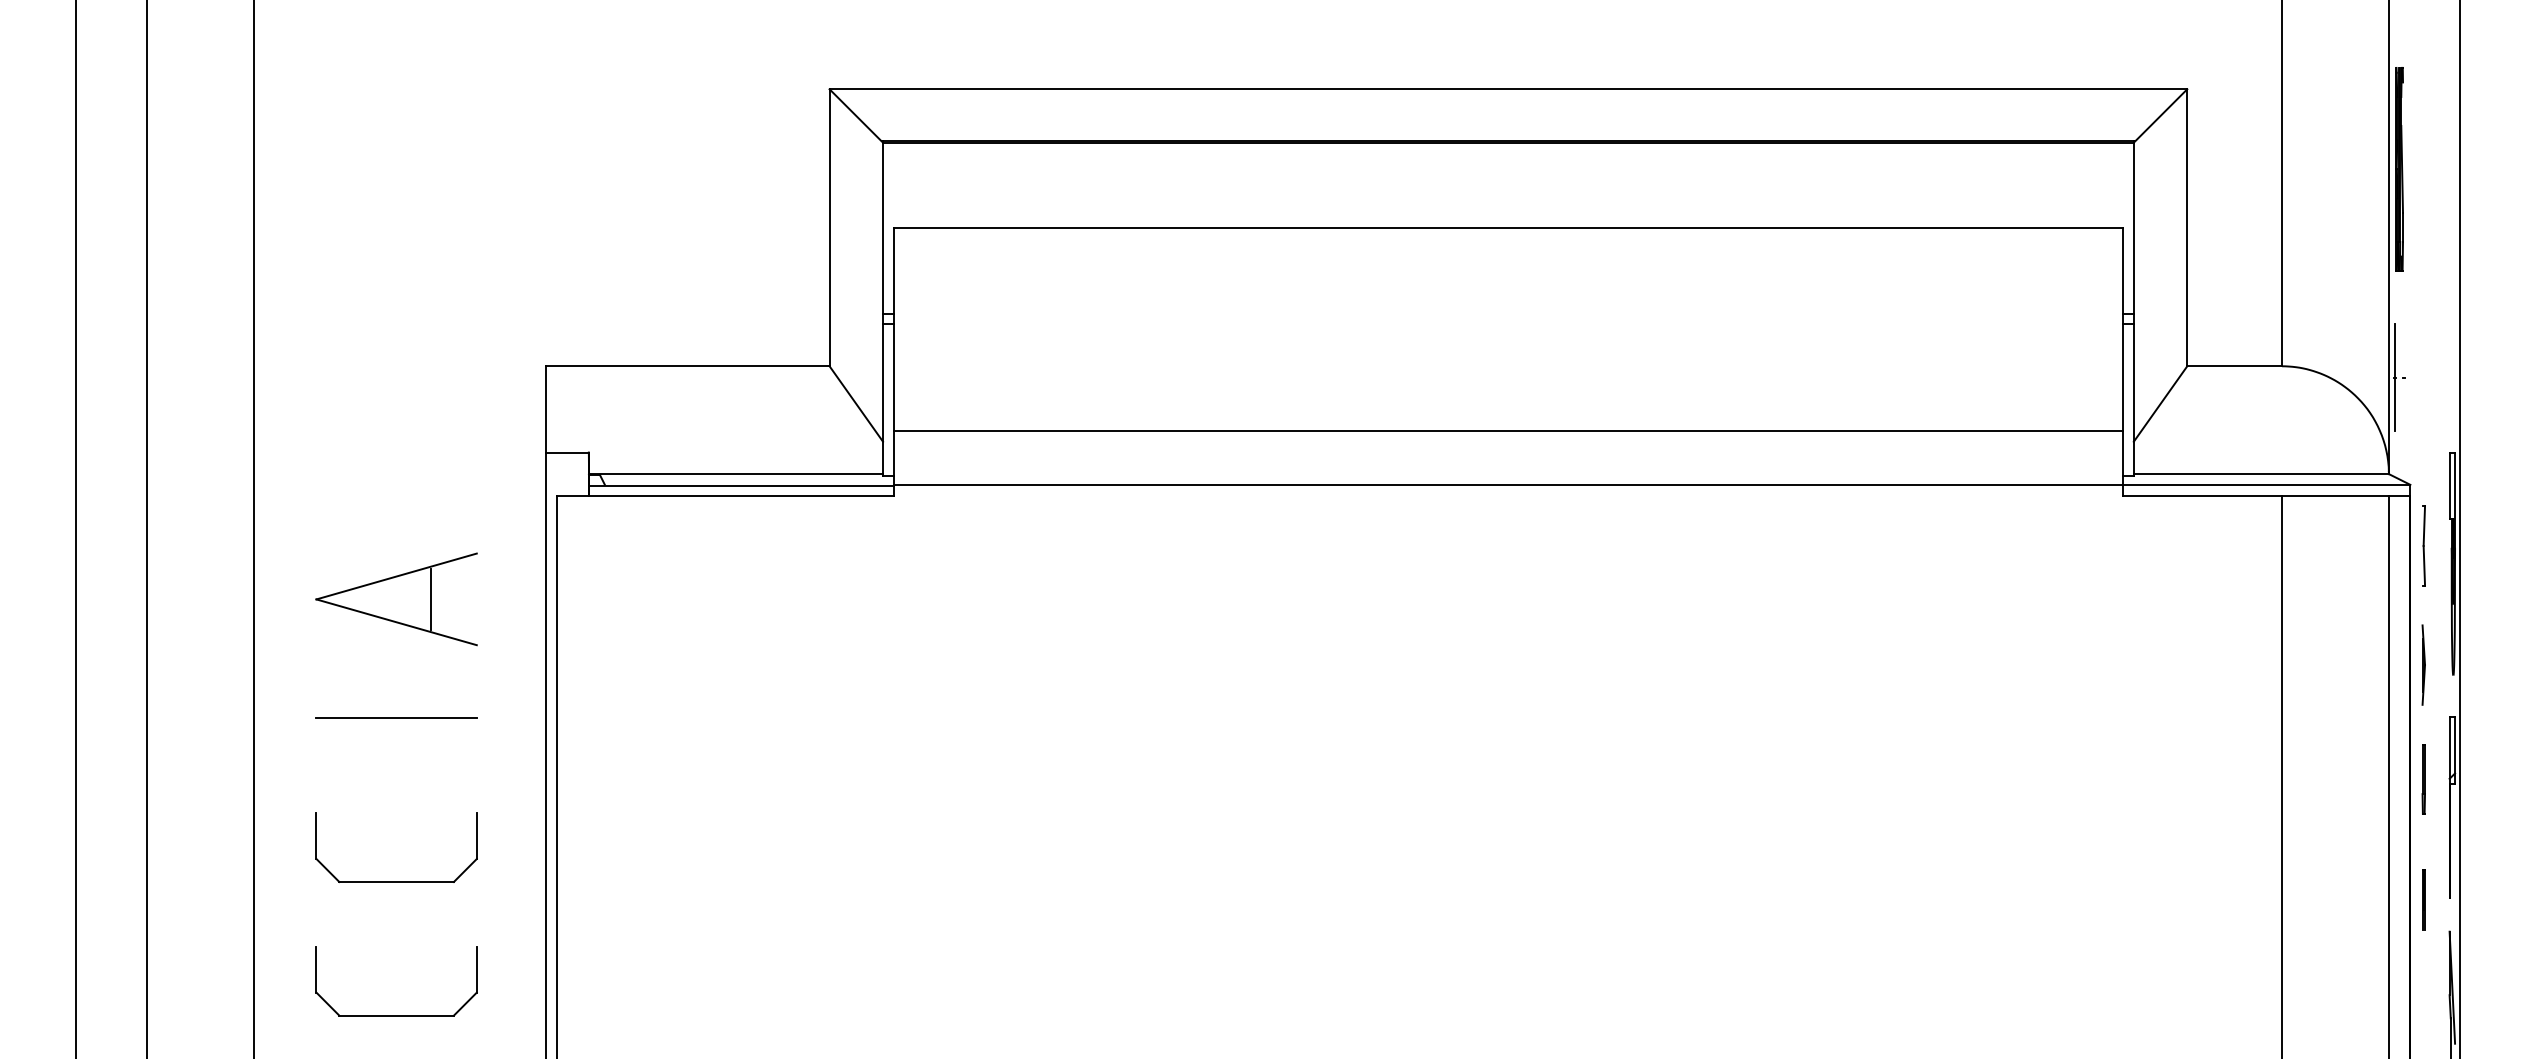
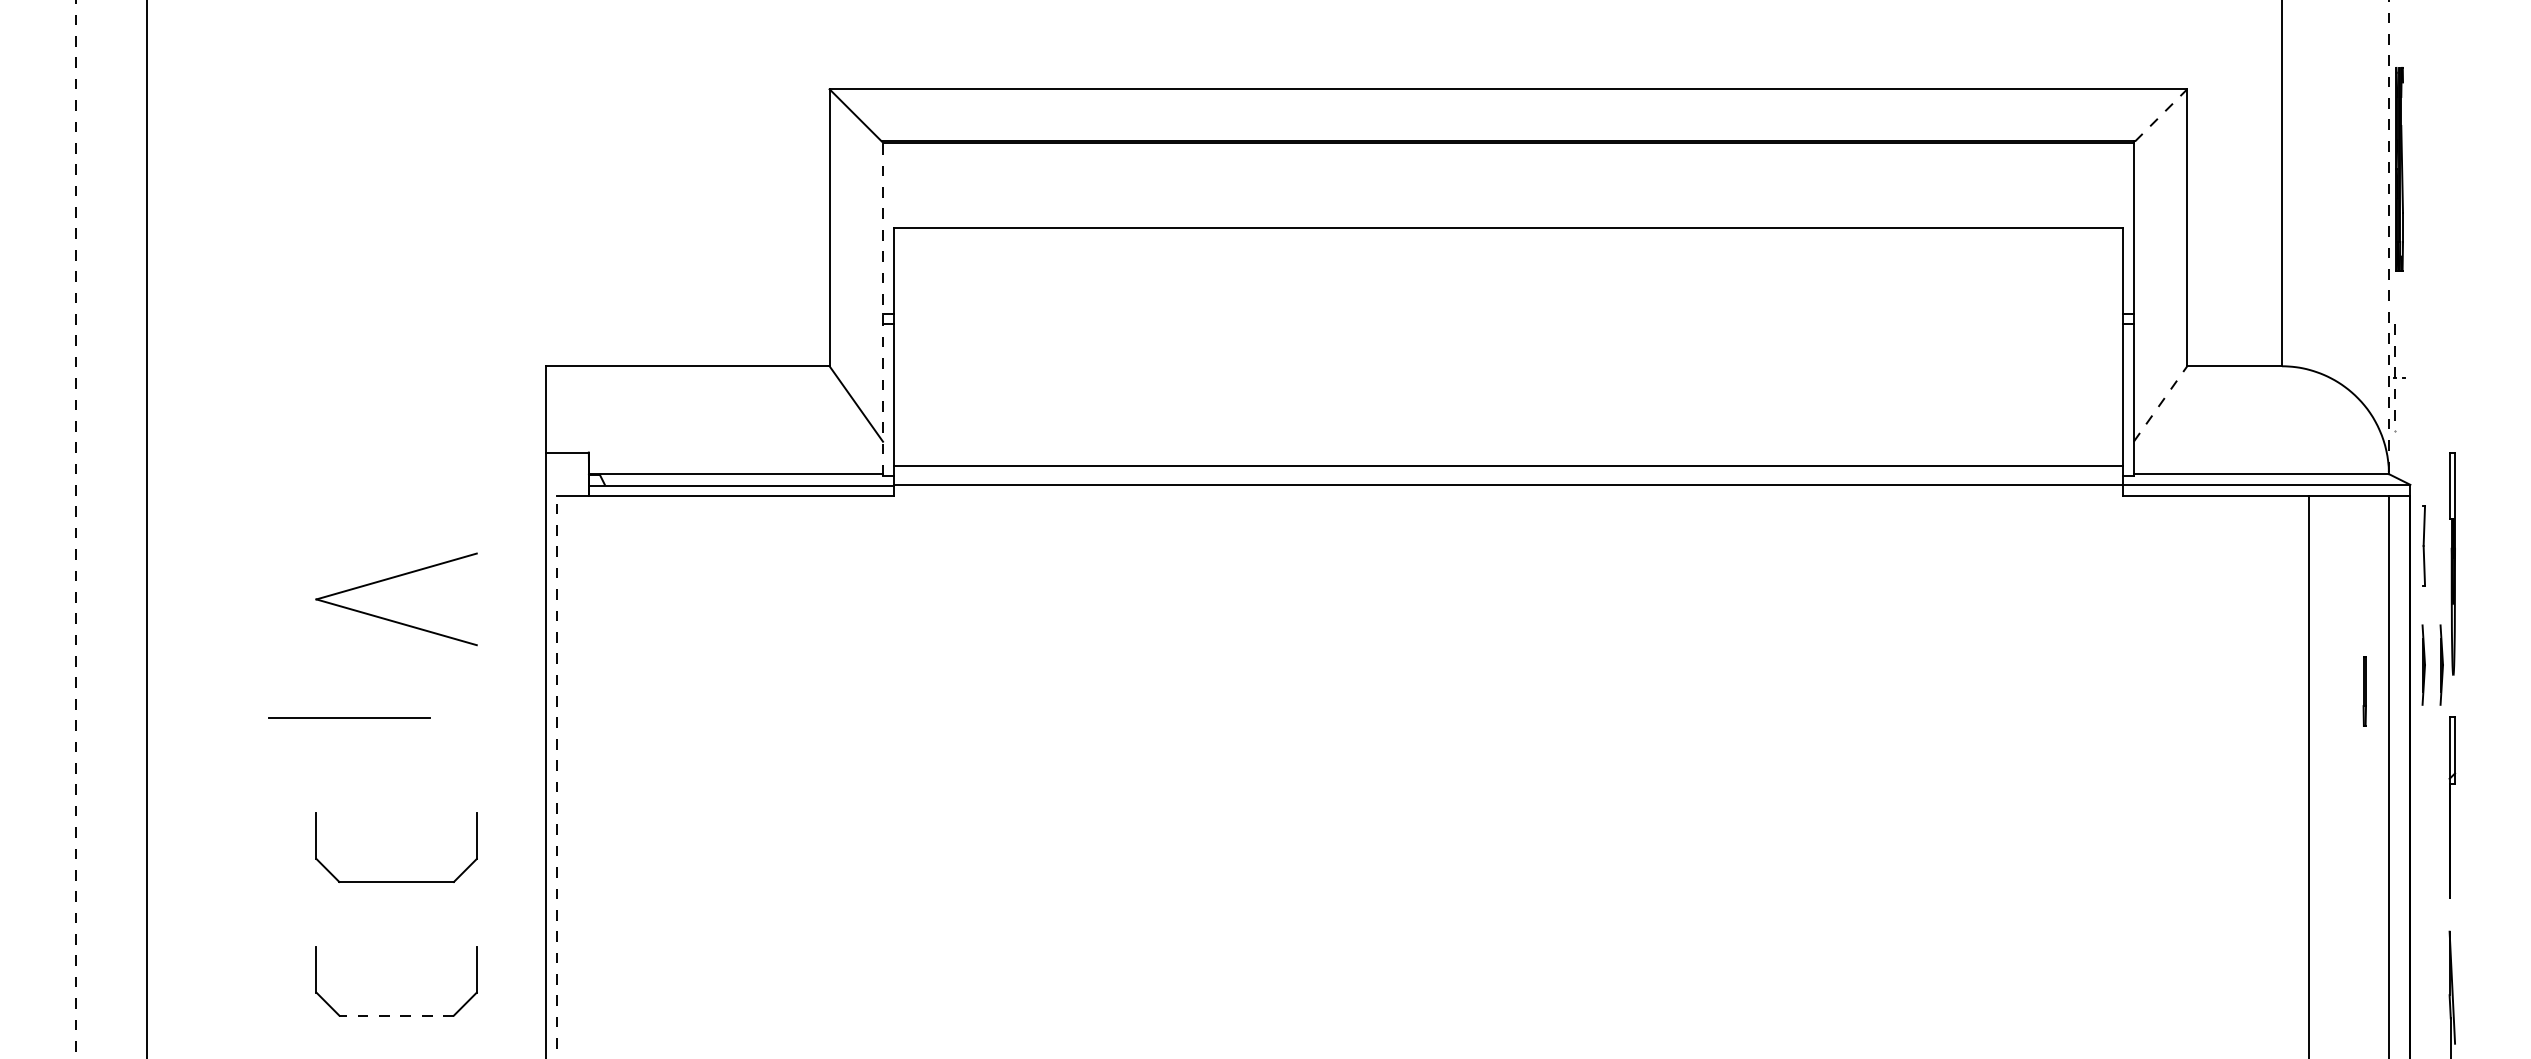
line: solid -> dashed (2161, 115)
line: solid -> dashed (2388, 236)
line: solid -> dashed (883, 308)
line: solid -> dashed (2394, 378)
line: solid -> dashed (2160, 403)
line position: (1508, 431) -> (1508, 466) (1508, 466)
line: present -> none (253, 528)
line: present -> none (2459, 528)
line: solid -> dashed (75, 529)
line: present -> none (430, 599)
line: none -> present (2441, 664)
line position: (396, 717) -> (349, 717) (349, 717)
line position: (2282, 775) -> (2309, 775) (2309, 775)
line: solid -> dashed (556, 776)
line position: (2423, 779) -> (2364, 691) (2364, 691)
line: present -> none (2423, 899)
line: solid -> dashed (396, 1015)
